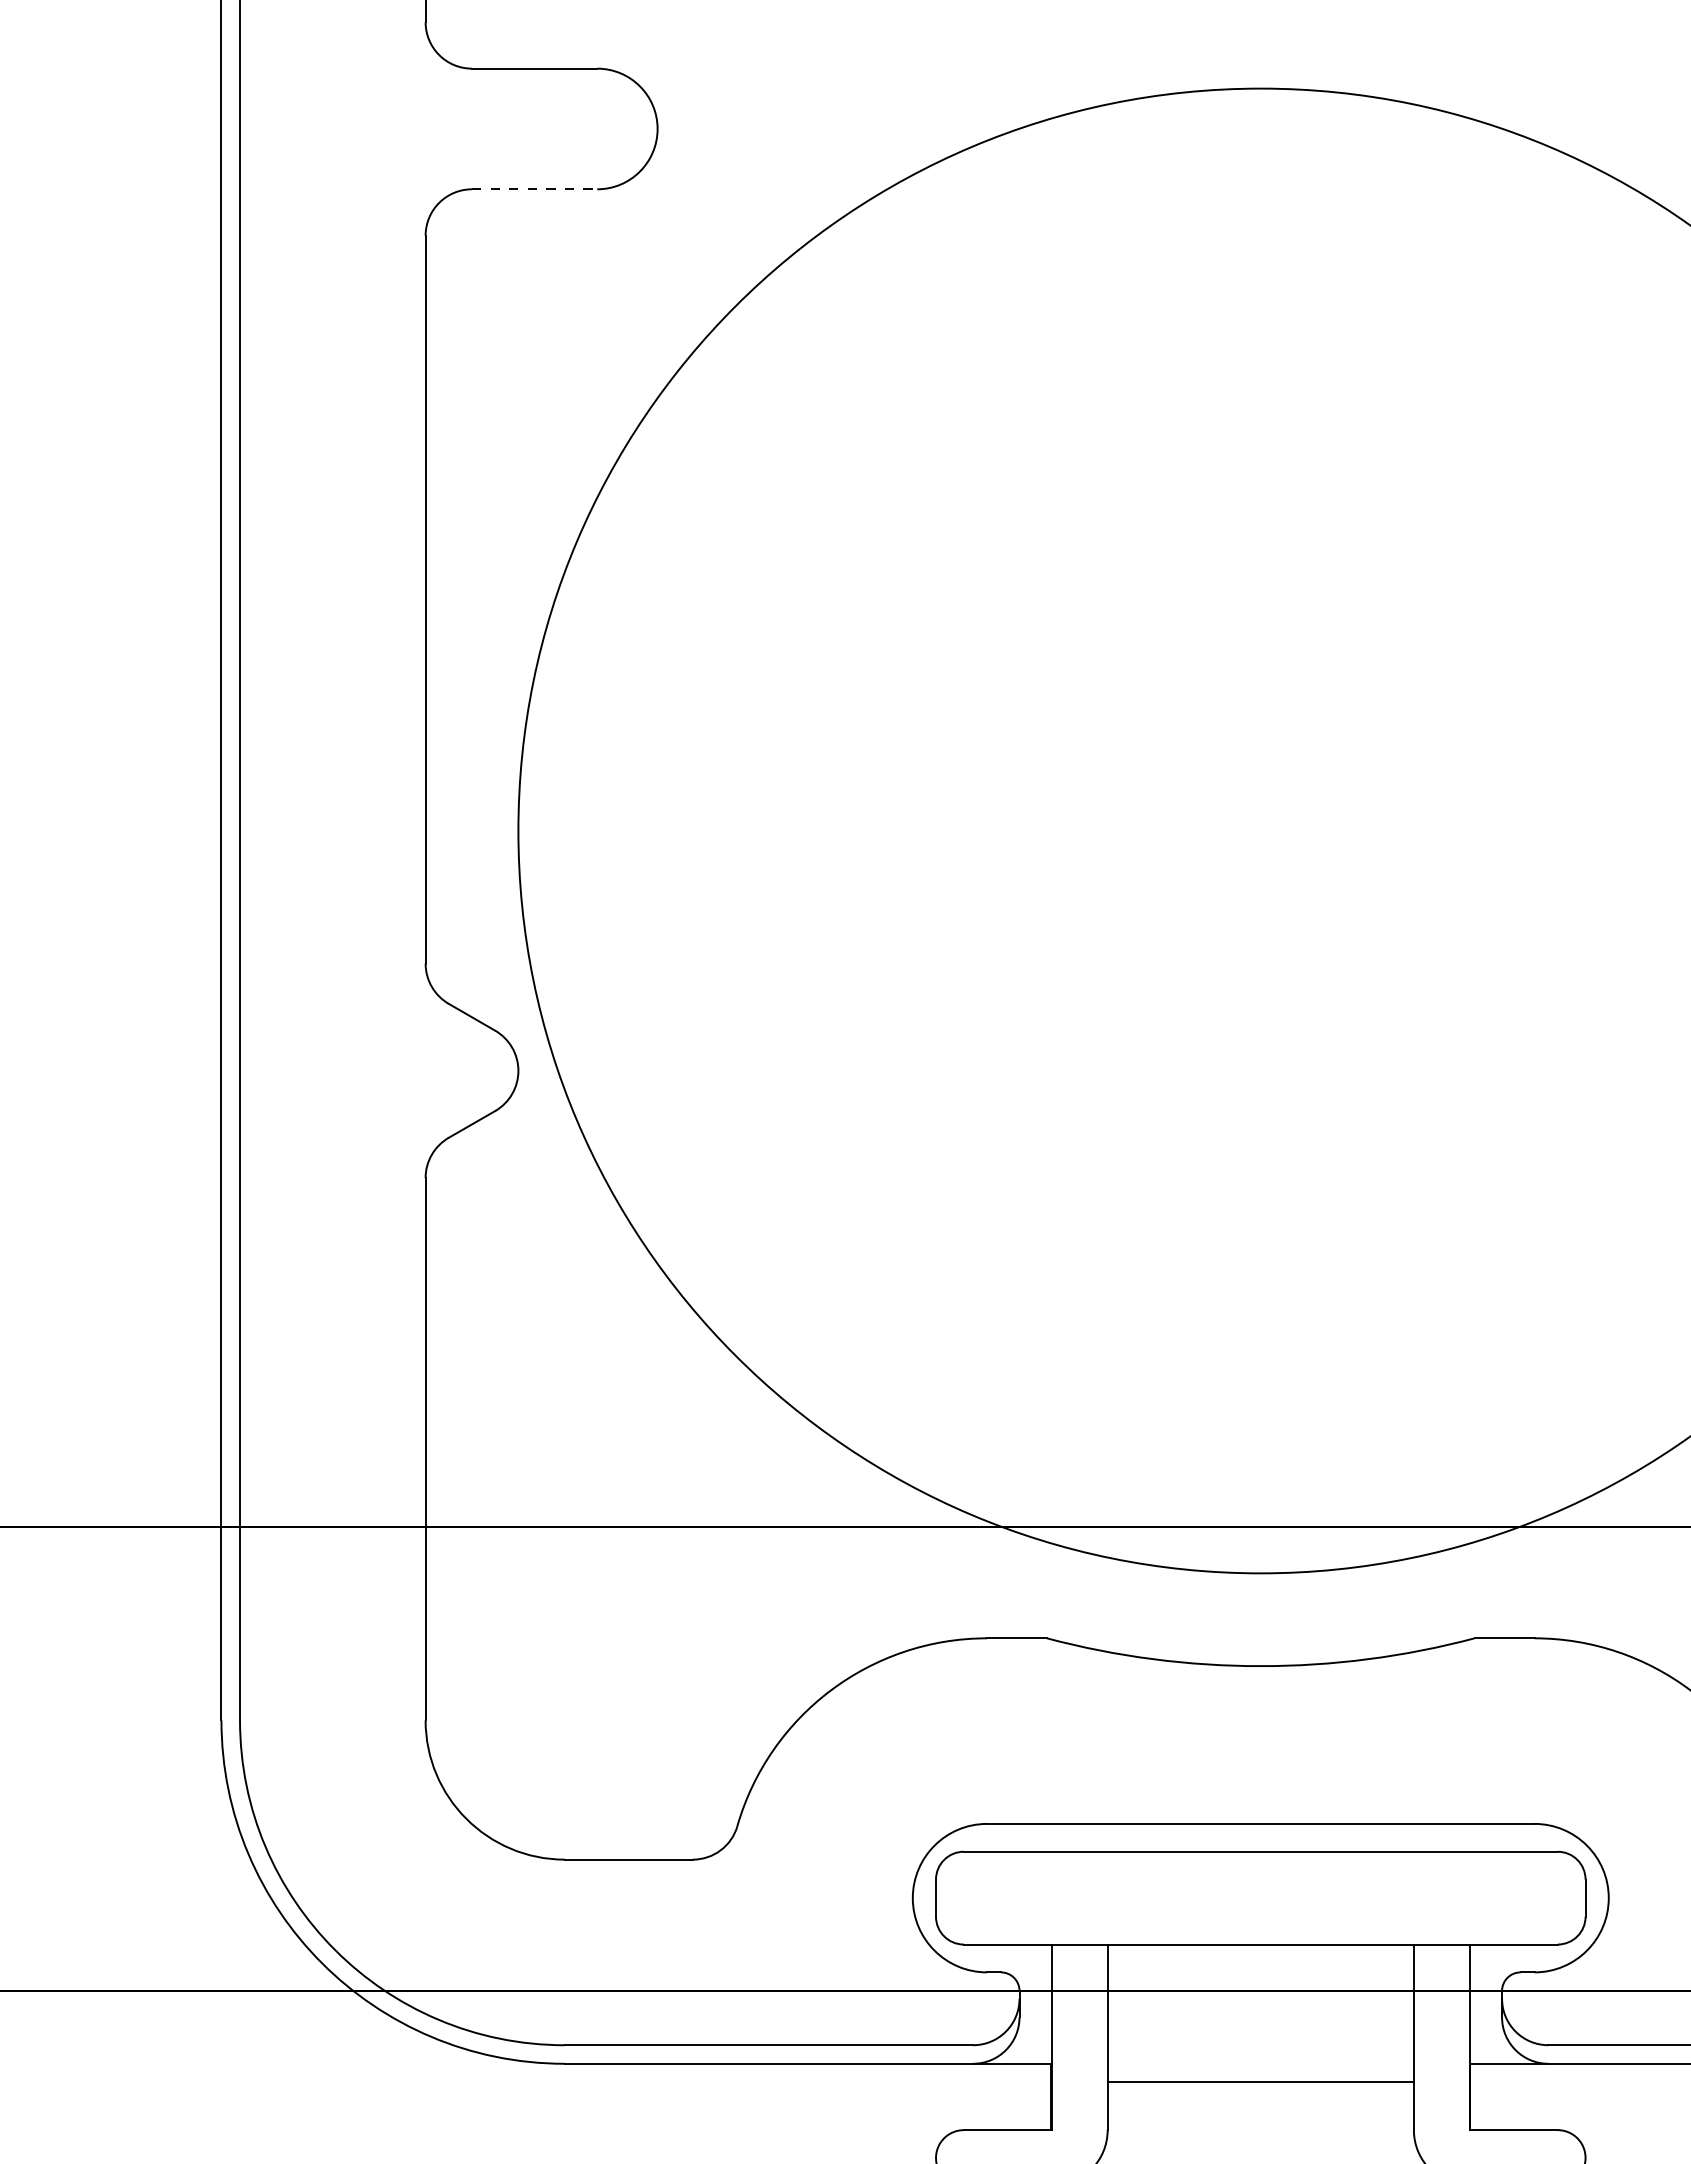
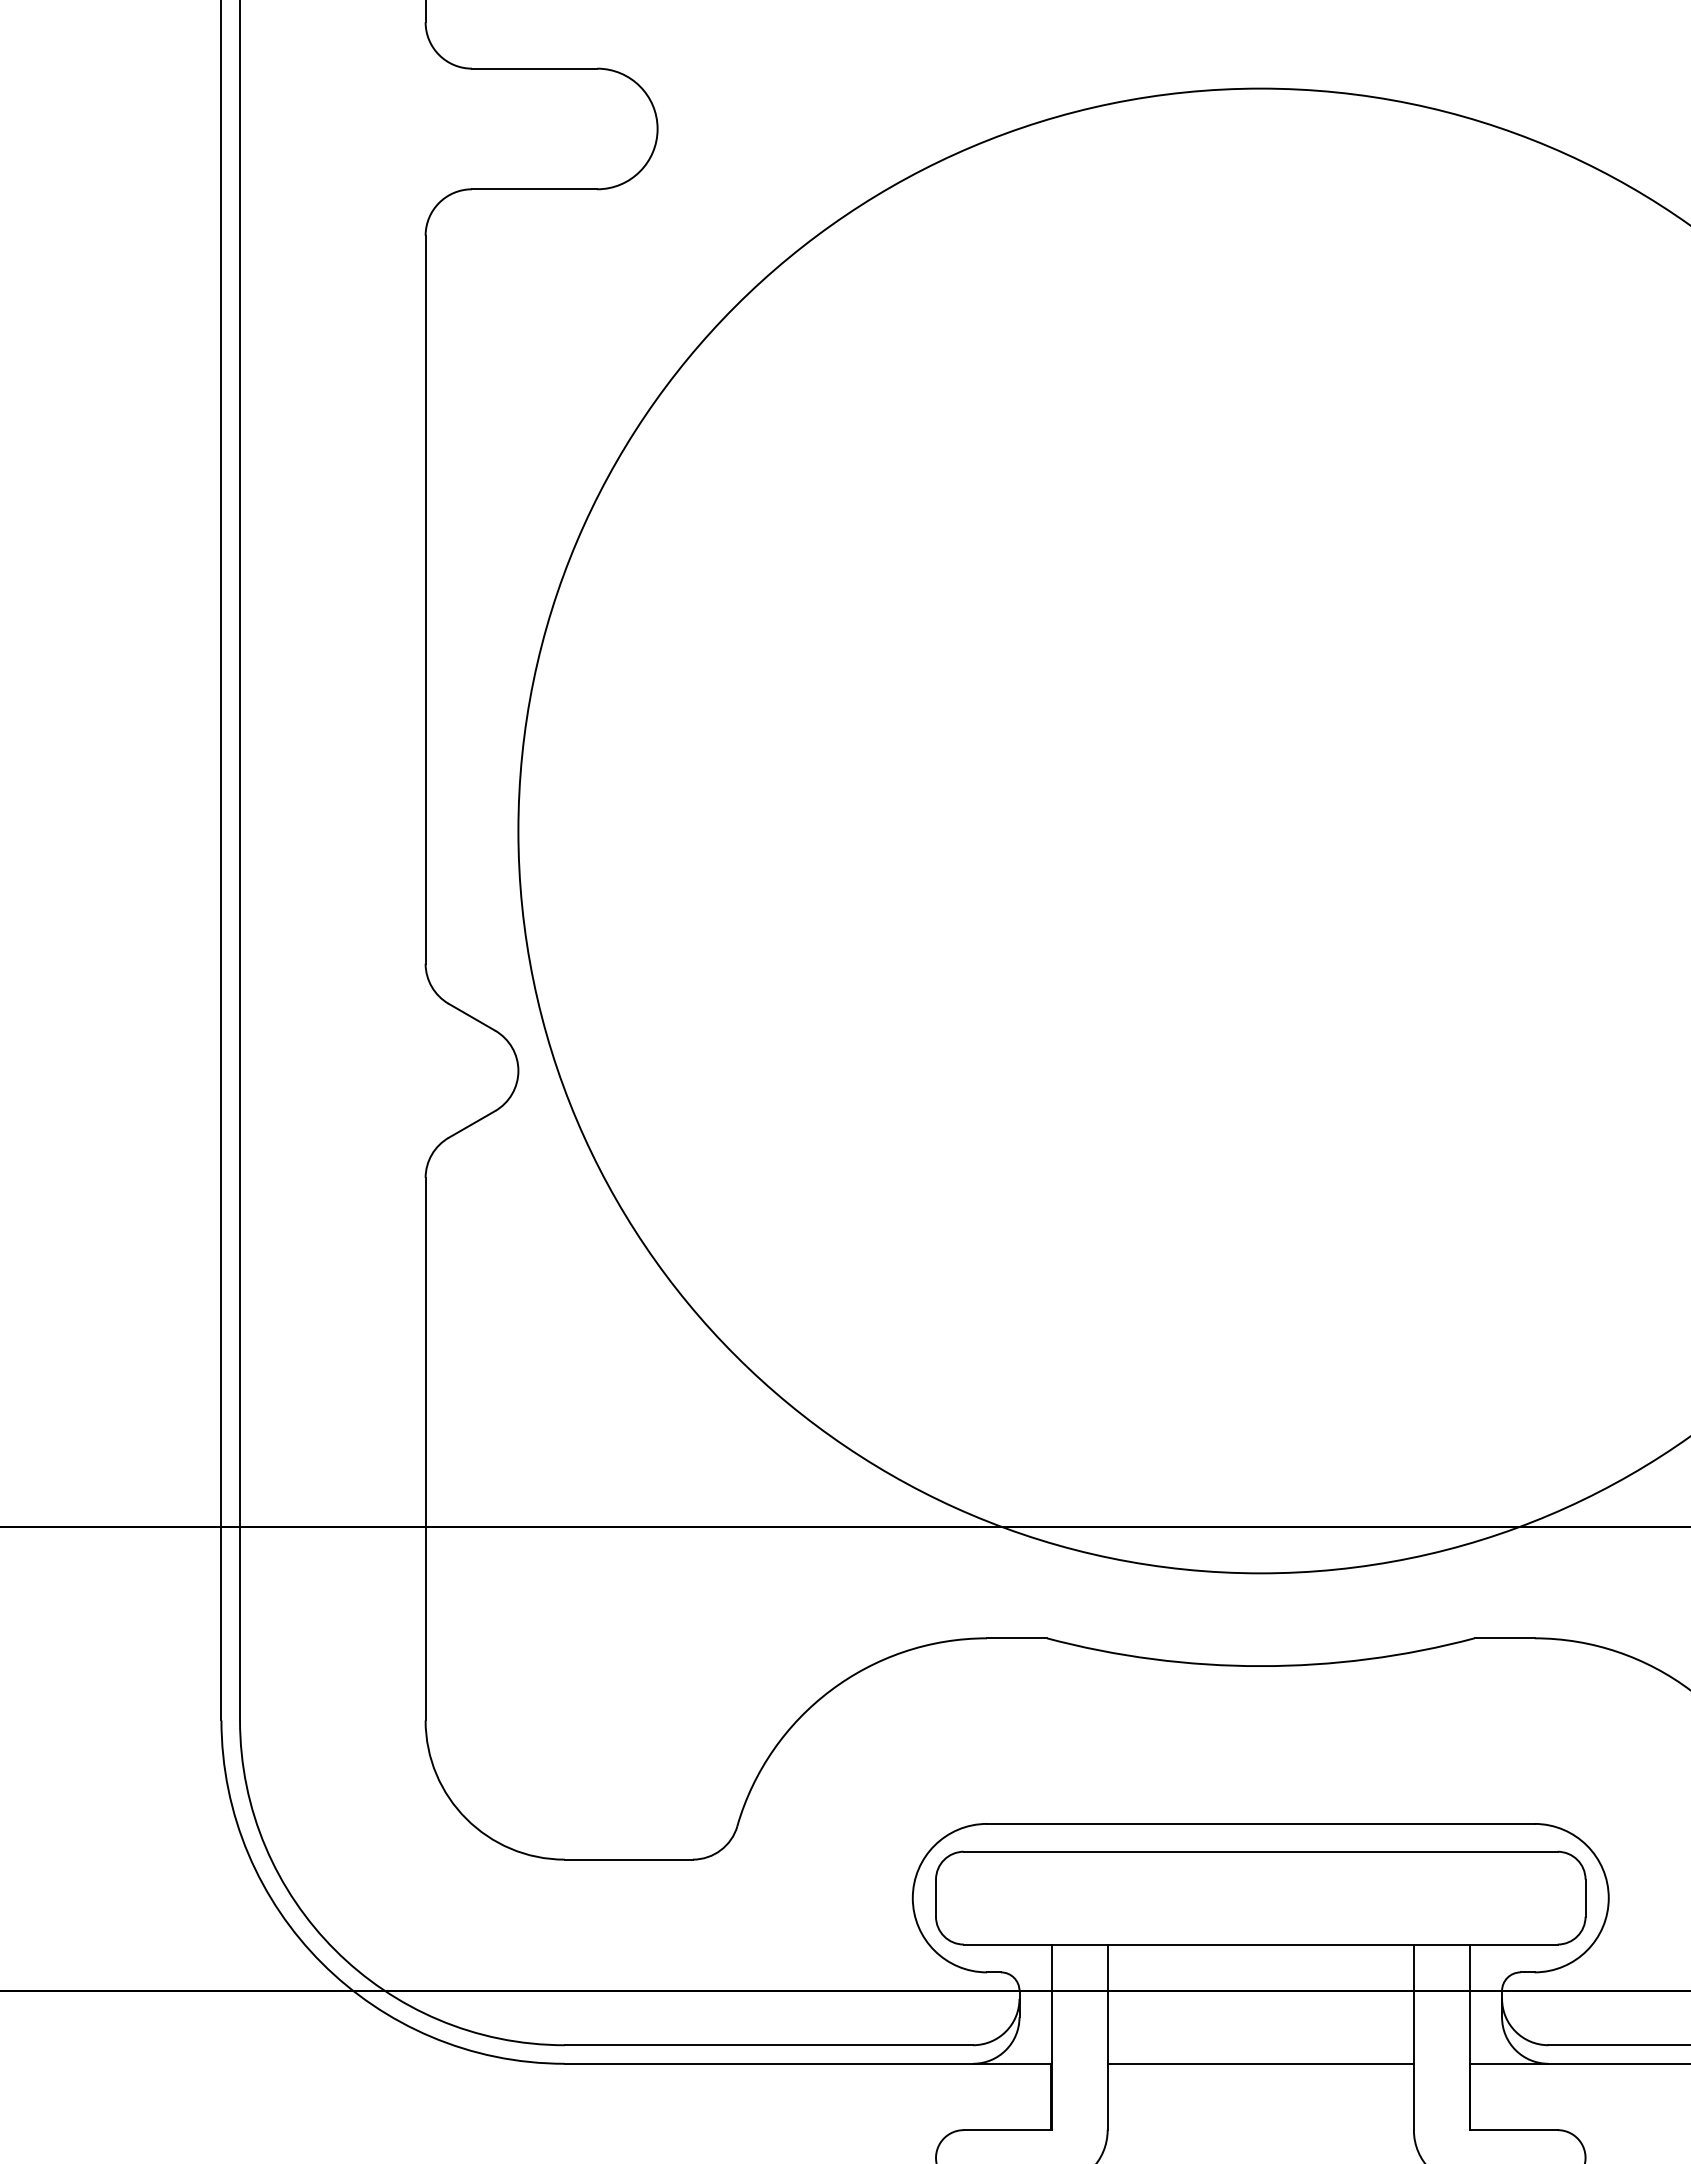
line: dashed -> solid (534, 189)
line position: (1260, 2081) -> (1260, 2063) (1260, 2063)
